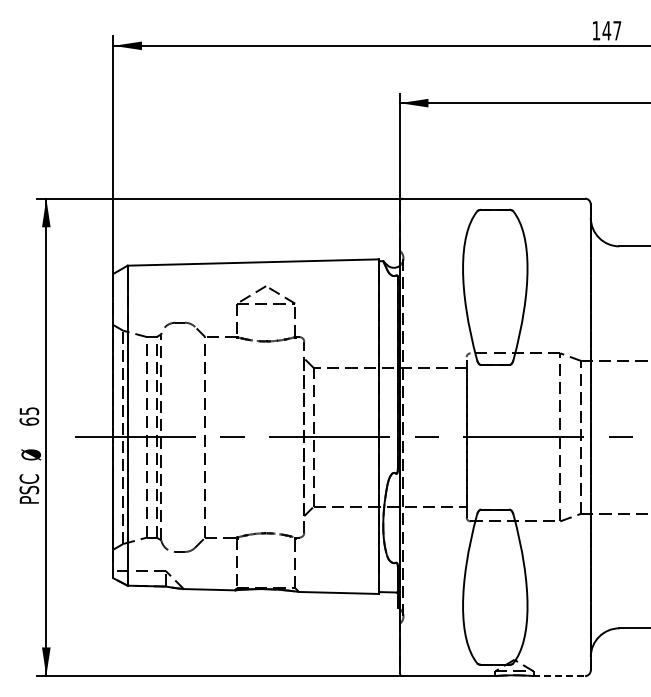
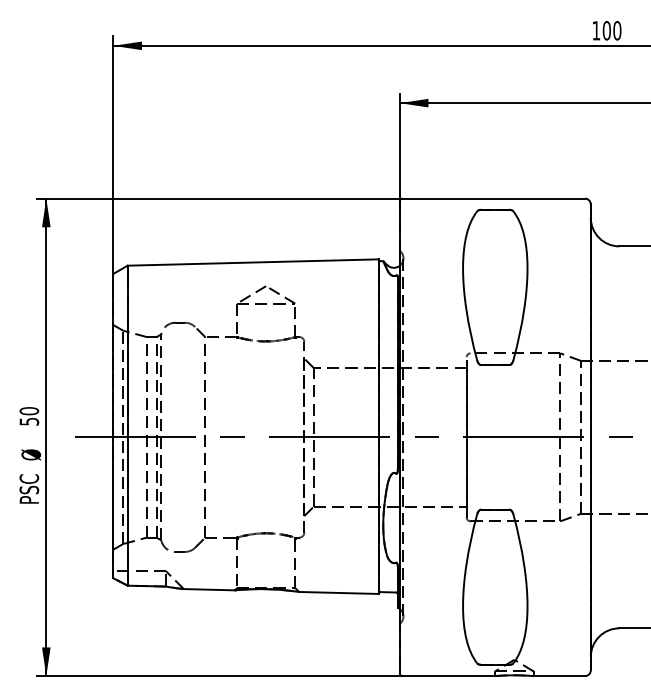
text: 147 -> 100 (611, 30)
text: 65 -> 50 (29, 416)
line: dashed -> solid (559, 676)
